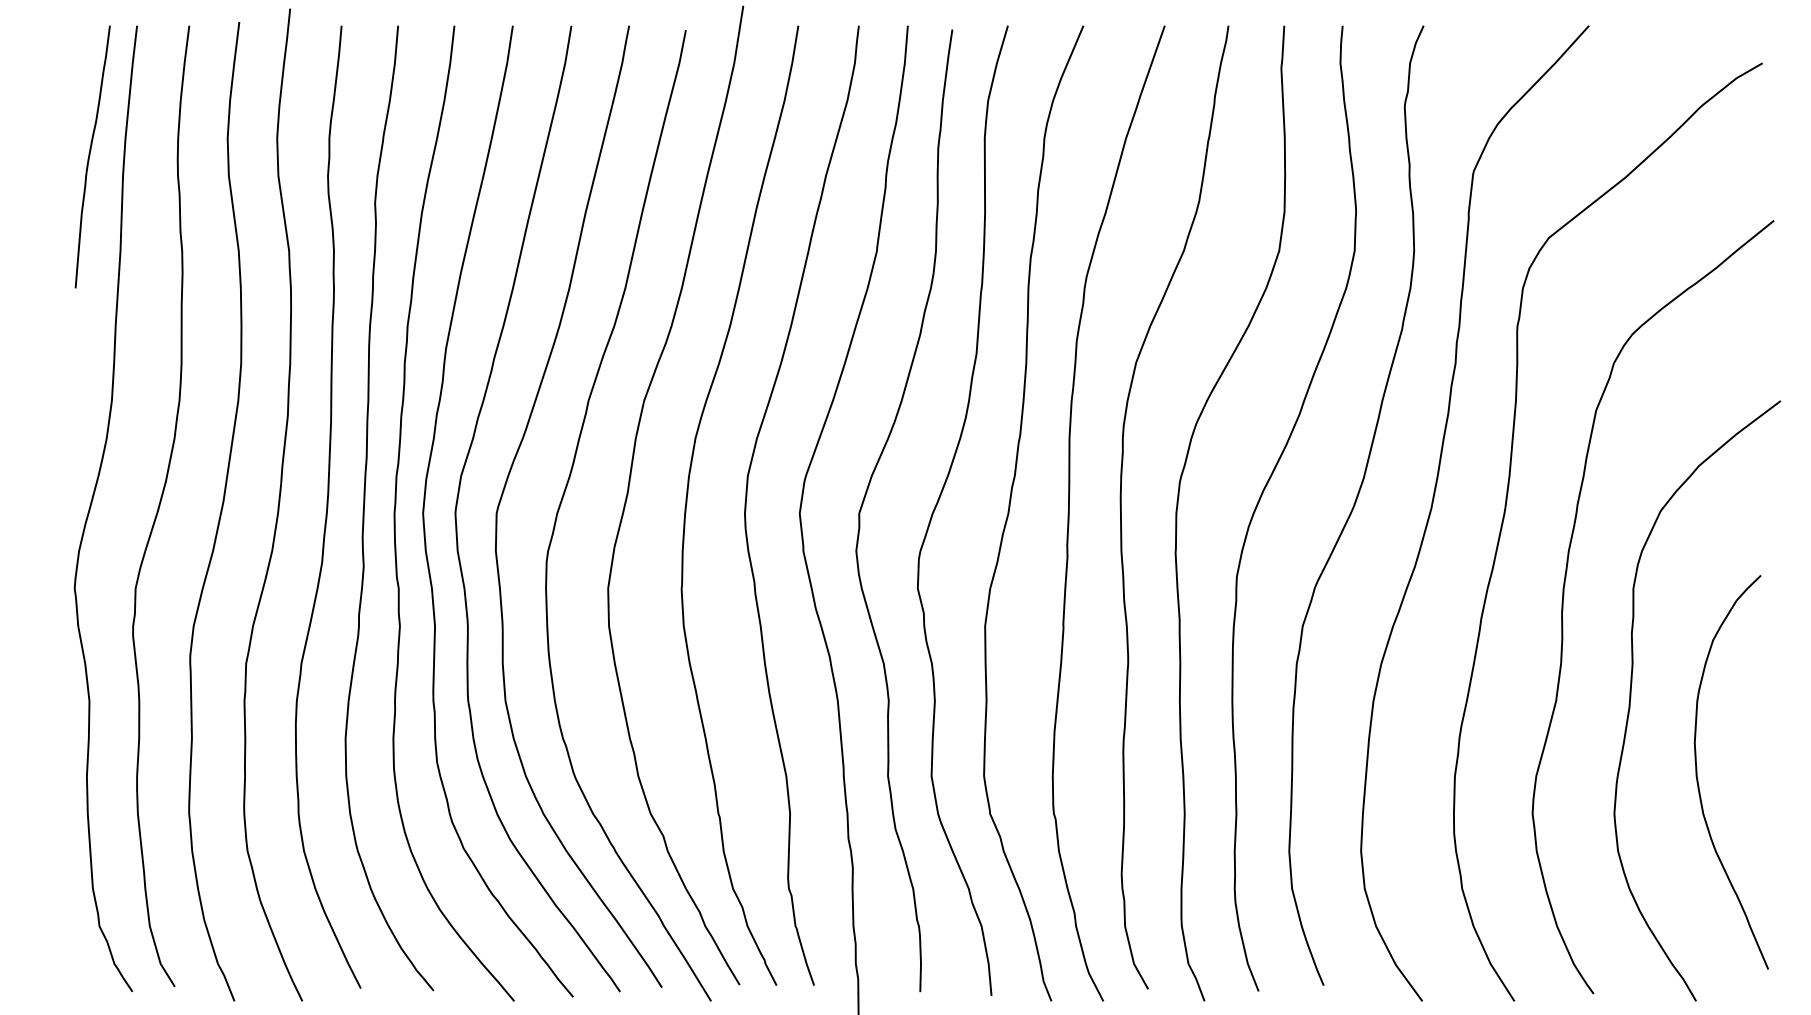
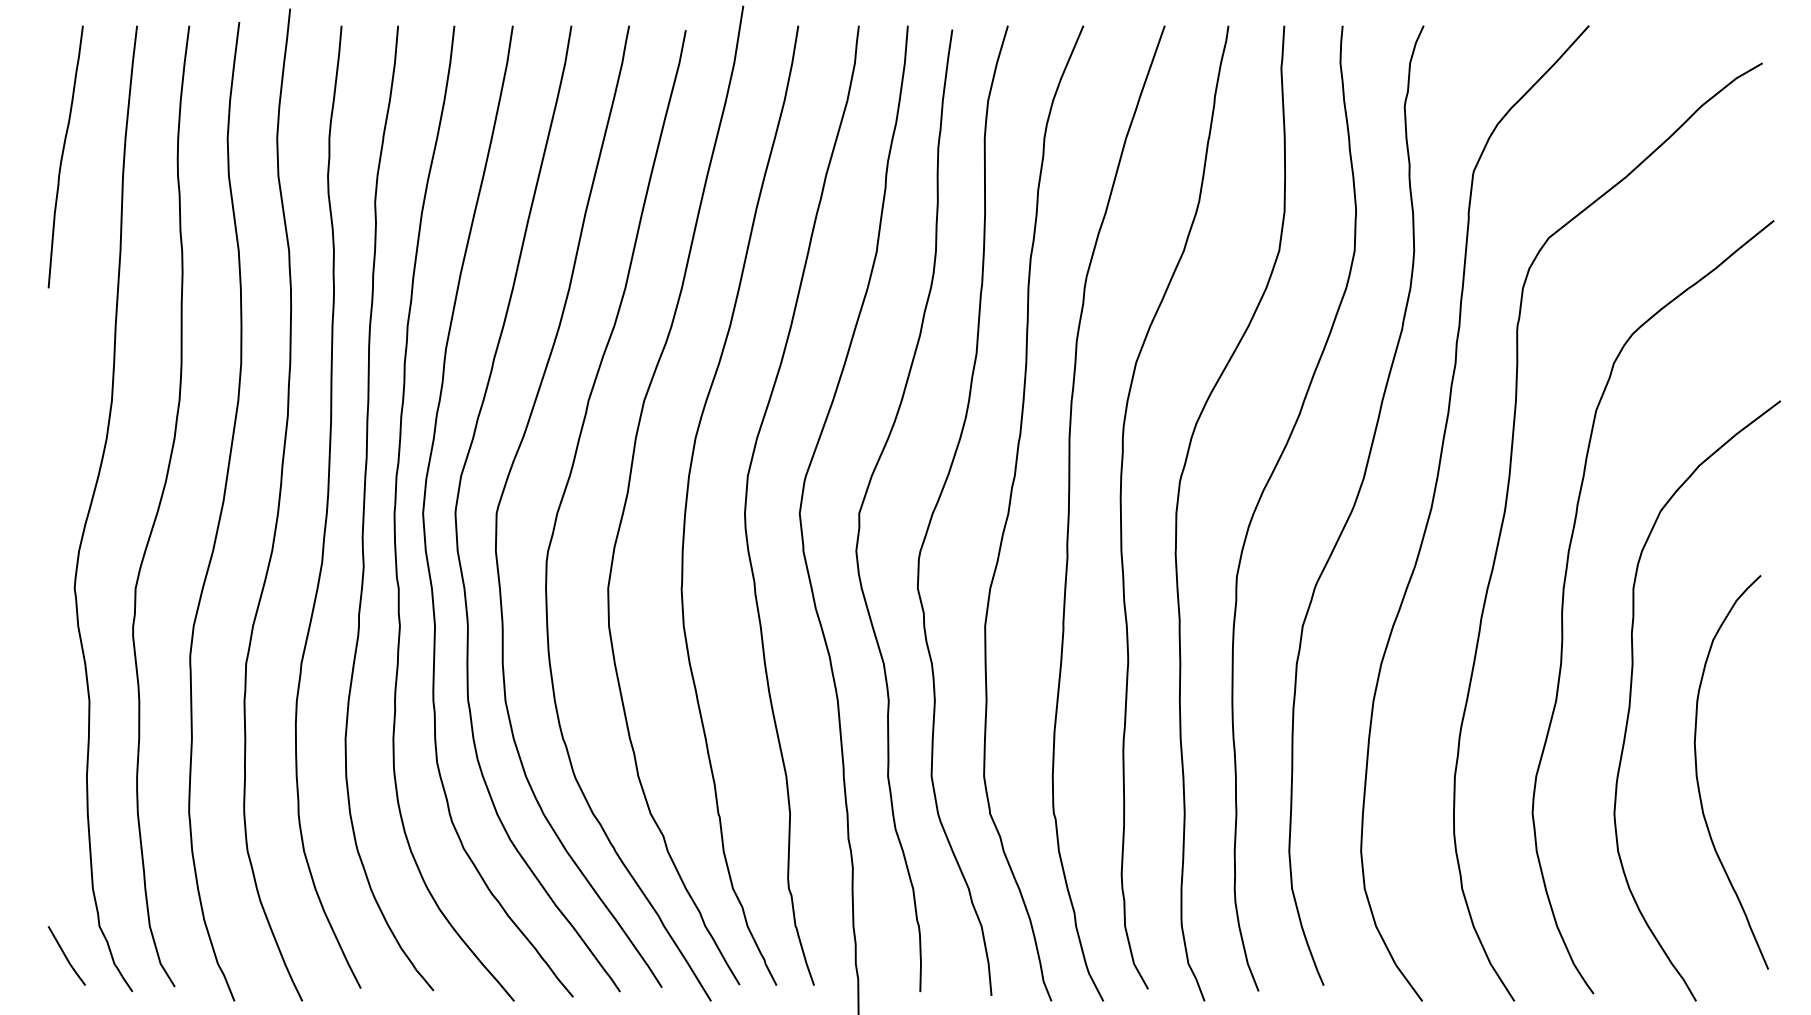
curve position: (90, 156) -> (63, 156) (63, 156)
line: none -> present (66, 955)
